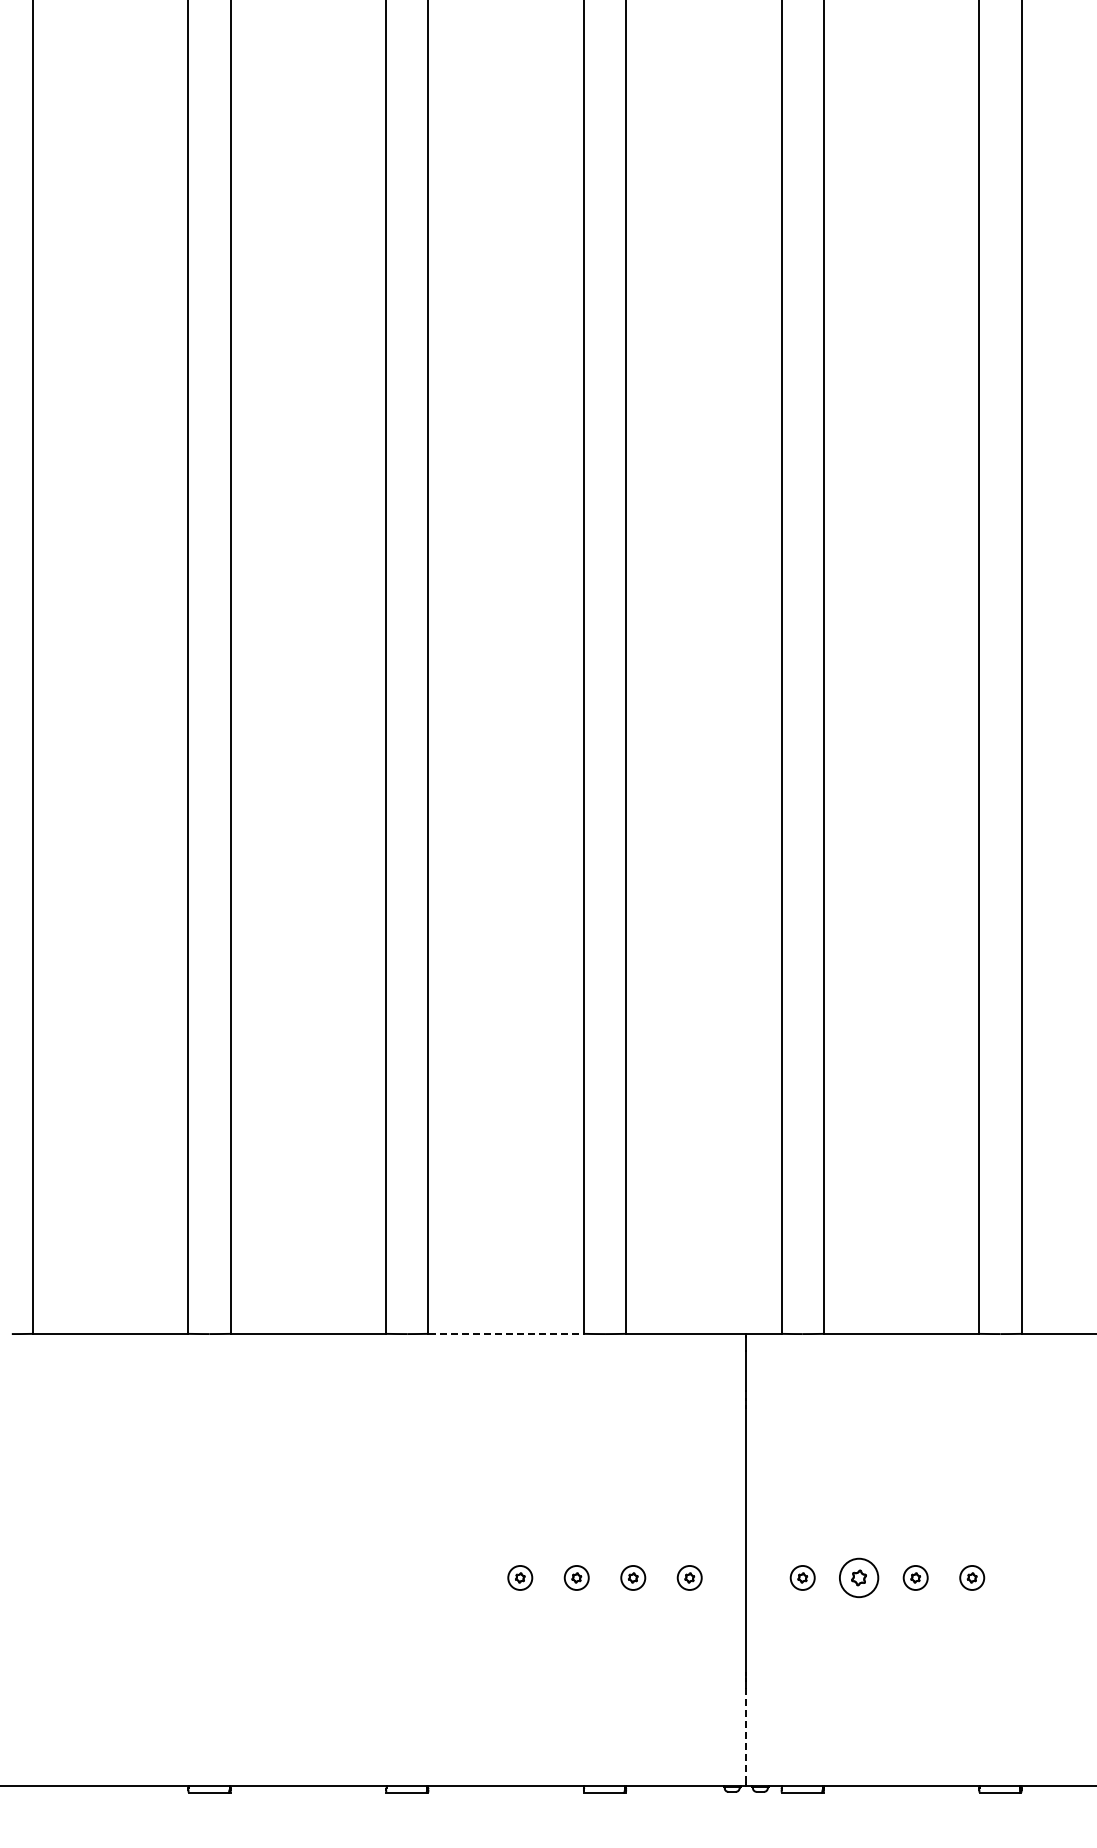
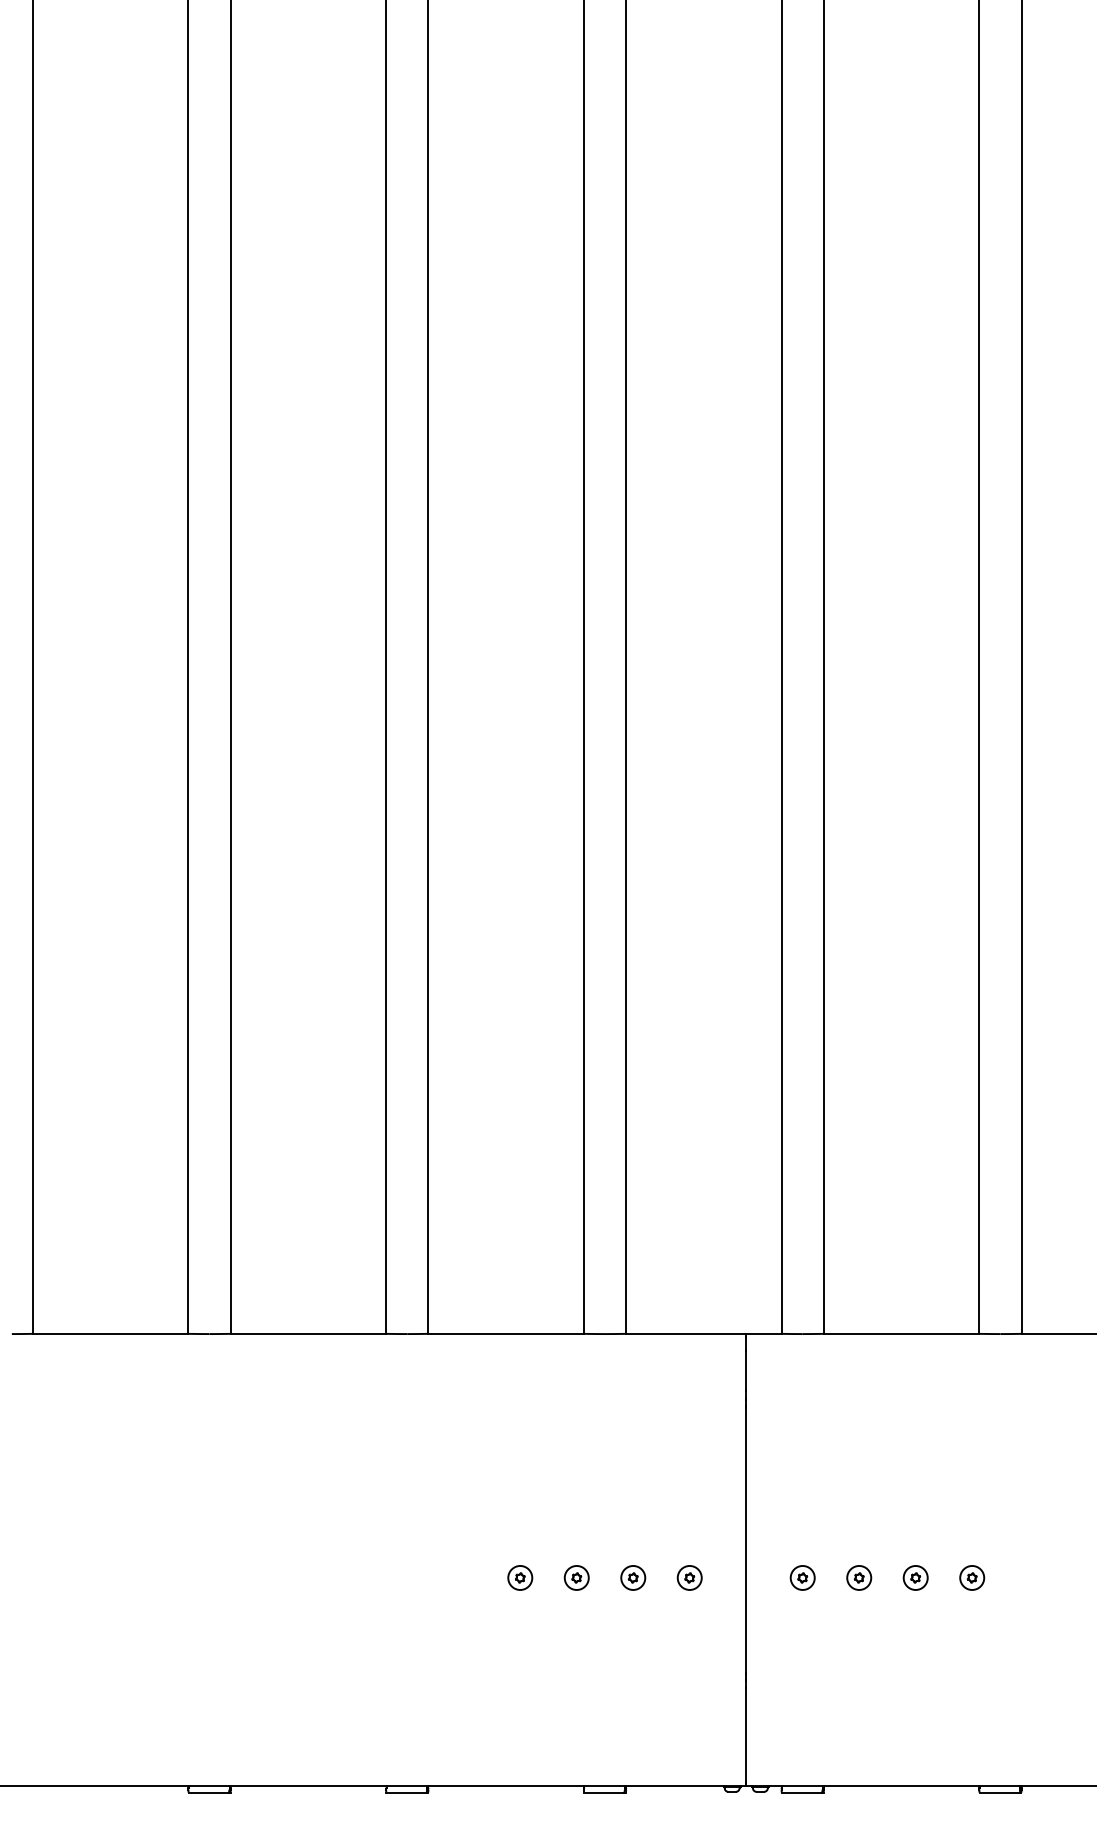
line: dashed -> solid (506, 1333)
part size: 41x42 px -> 27x26 px (859, 1577)
line: dashed -> solid (746, 1734)
